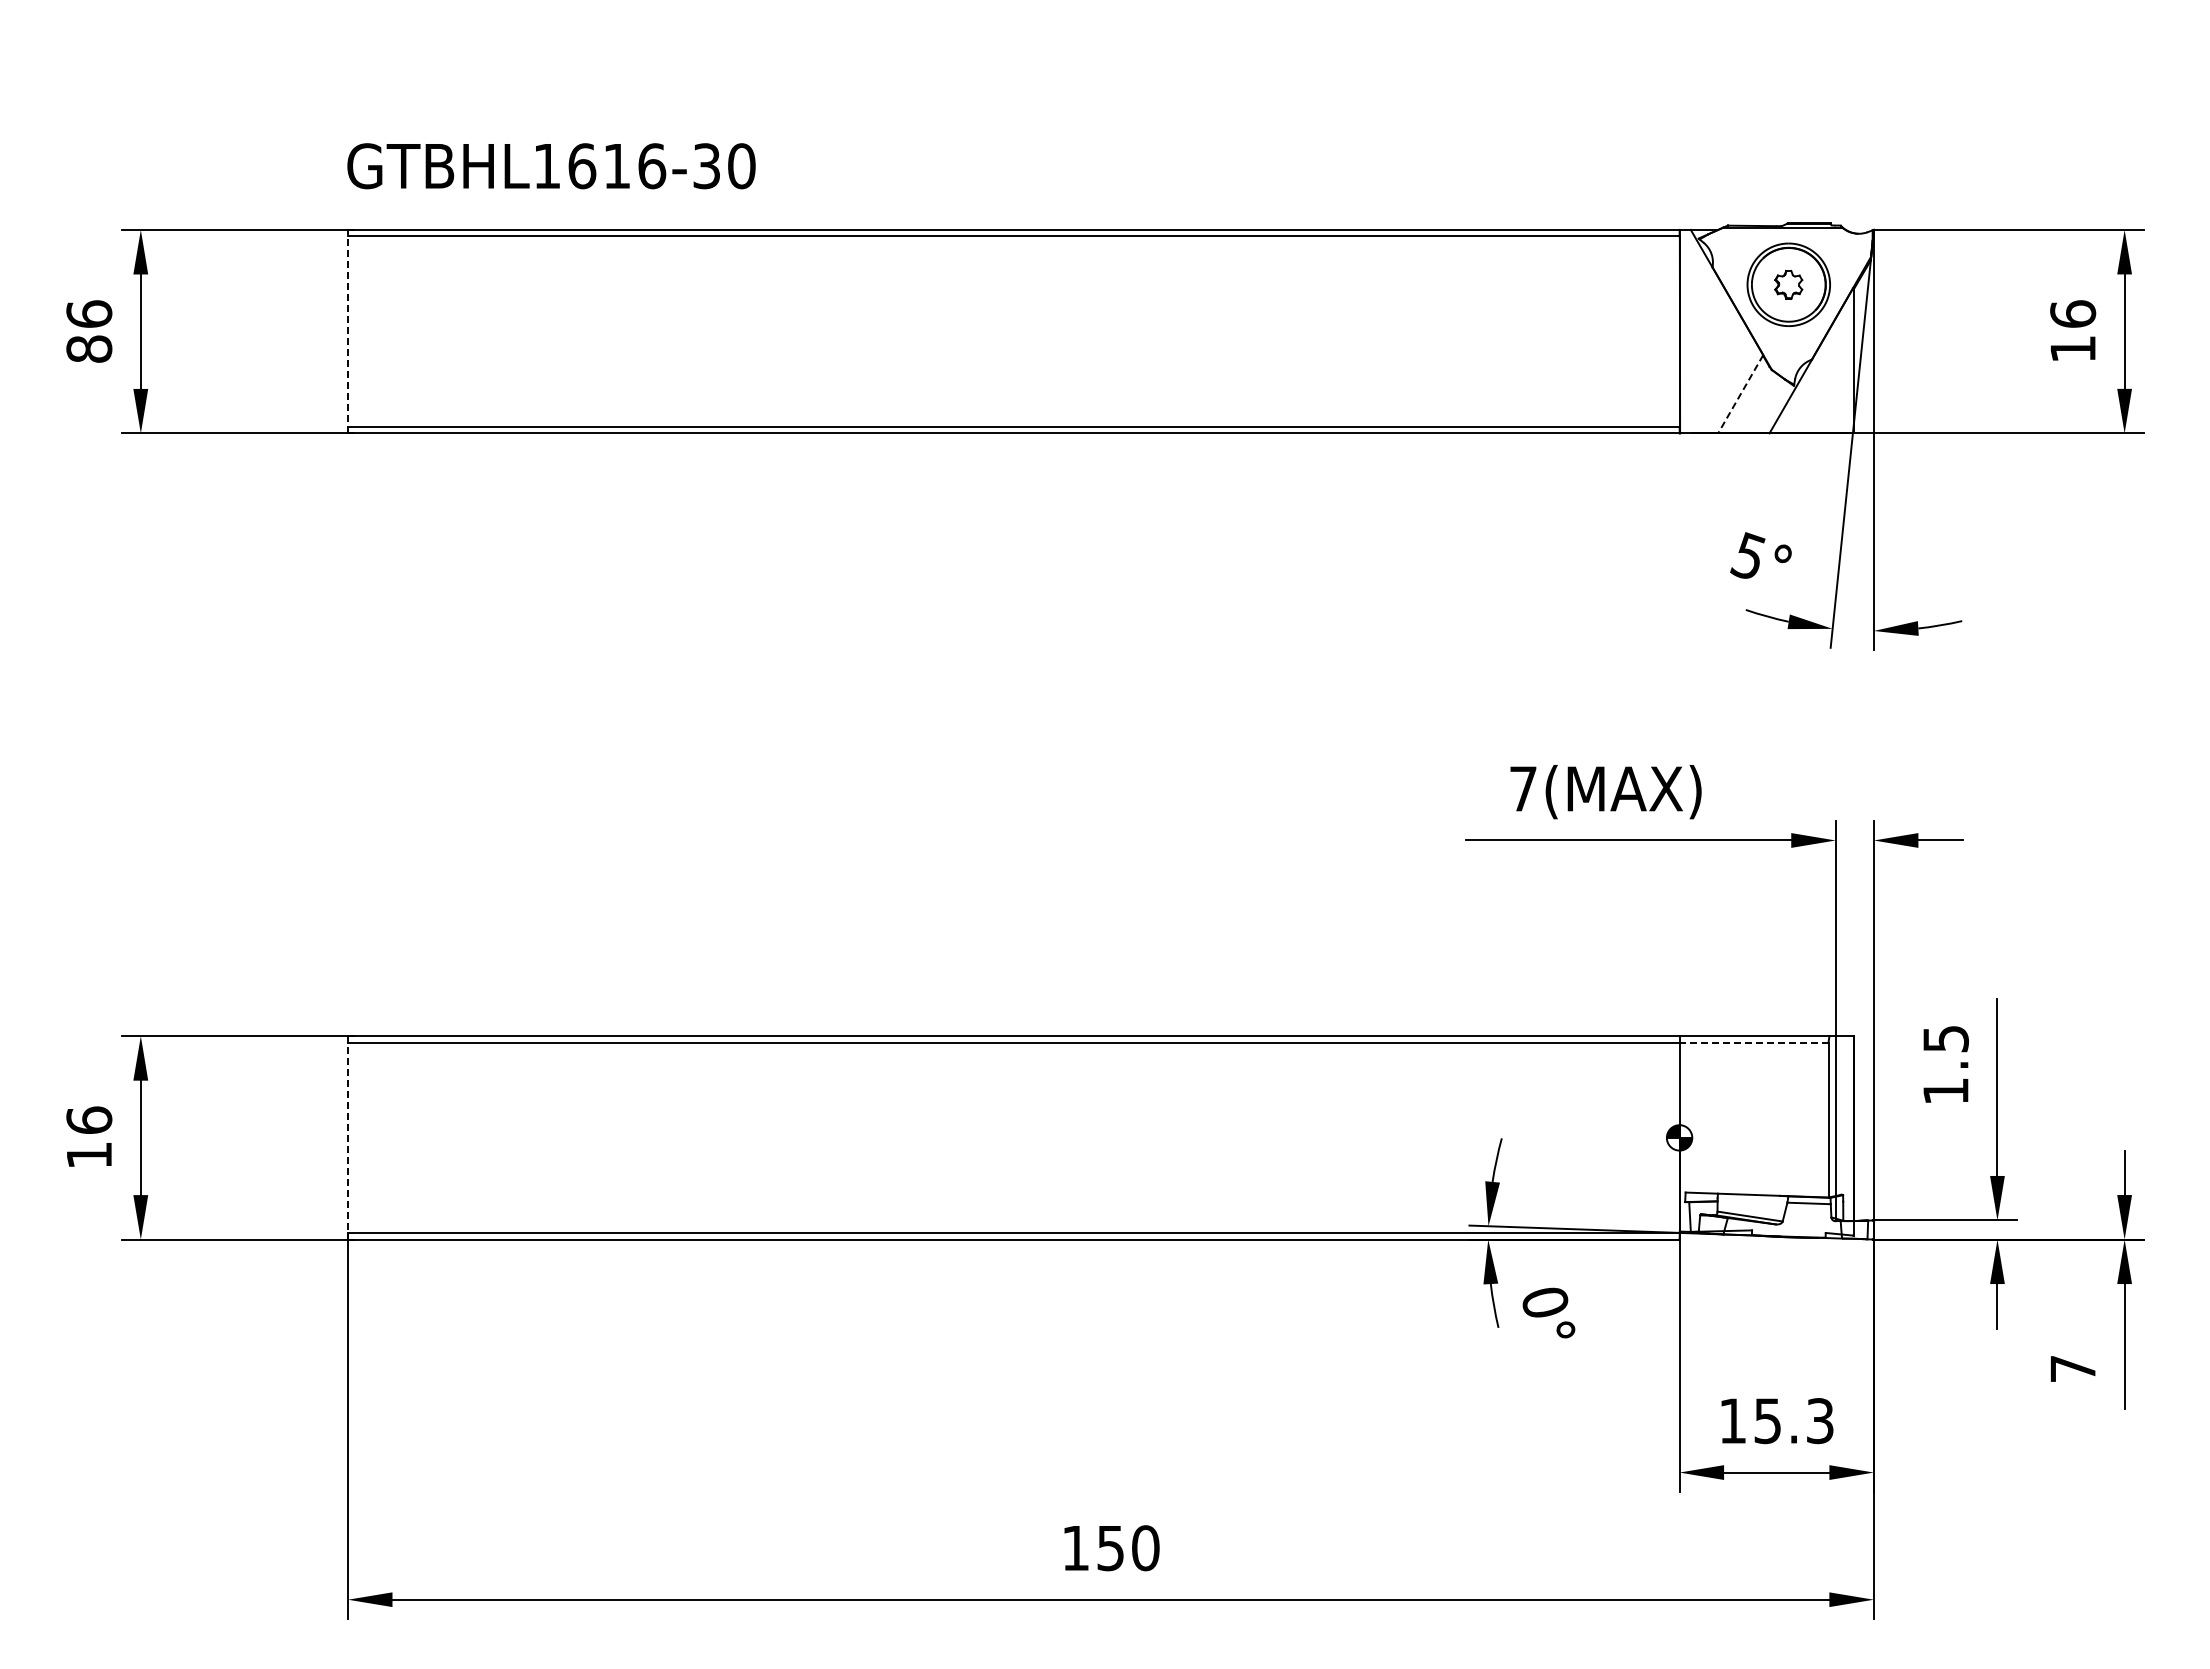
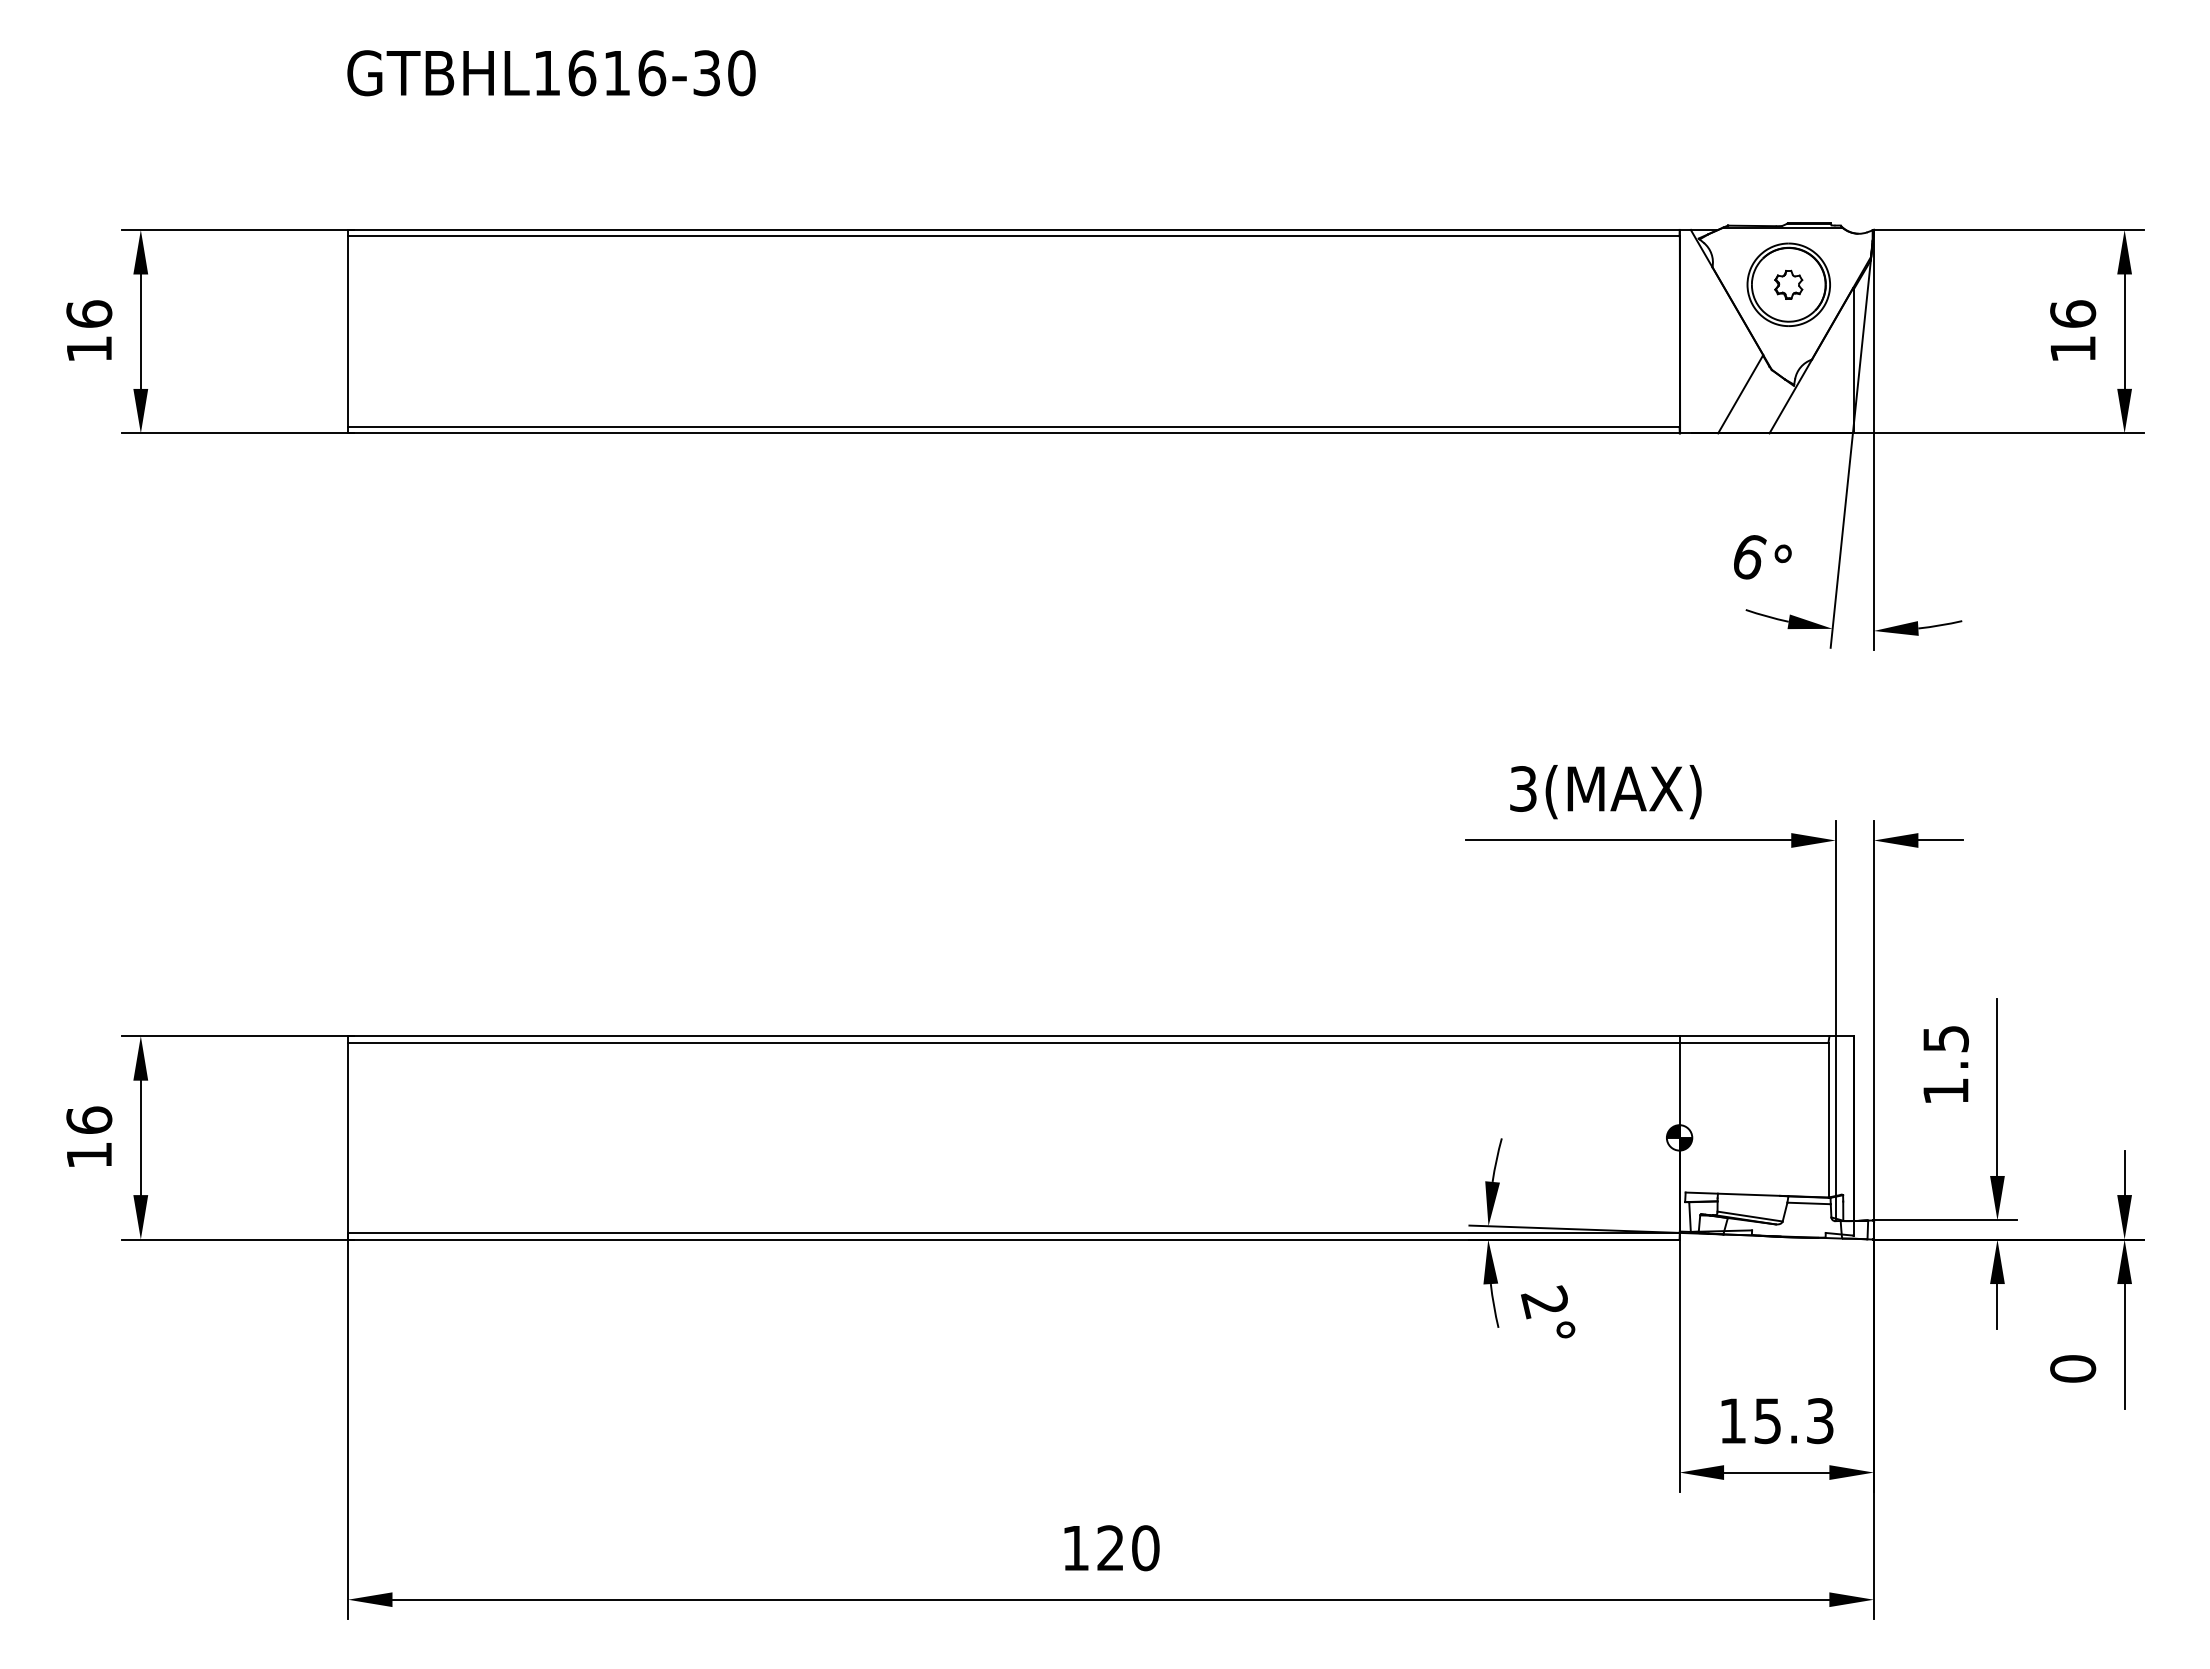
text position: (551, 166) -> (551, 73) (551, 73)
line: dashed -> solid (348, 331)
text: 86 -> 16 (89, 348)
line: dashed -> solid (1740, 394)
text: 5° -> 6° (1748, 555)
text: 7(MAX) -> 3(MAX) (1523, 788)
line: dashed -> solid (1753, 1042)
line: dashed -> solid (348, 1137)
text: 0° -> 2° (1544, 1302)
text: 7 -> 0 (2073, 1368)
text: 150 -> 120 (1110, 1548)
